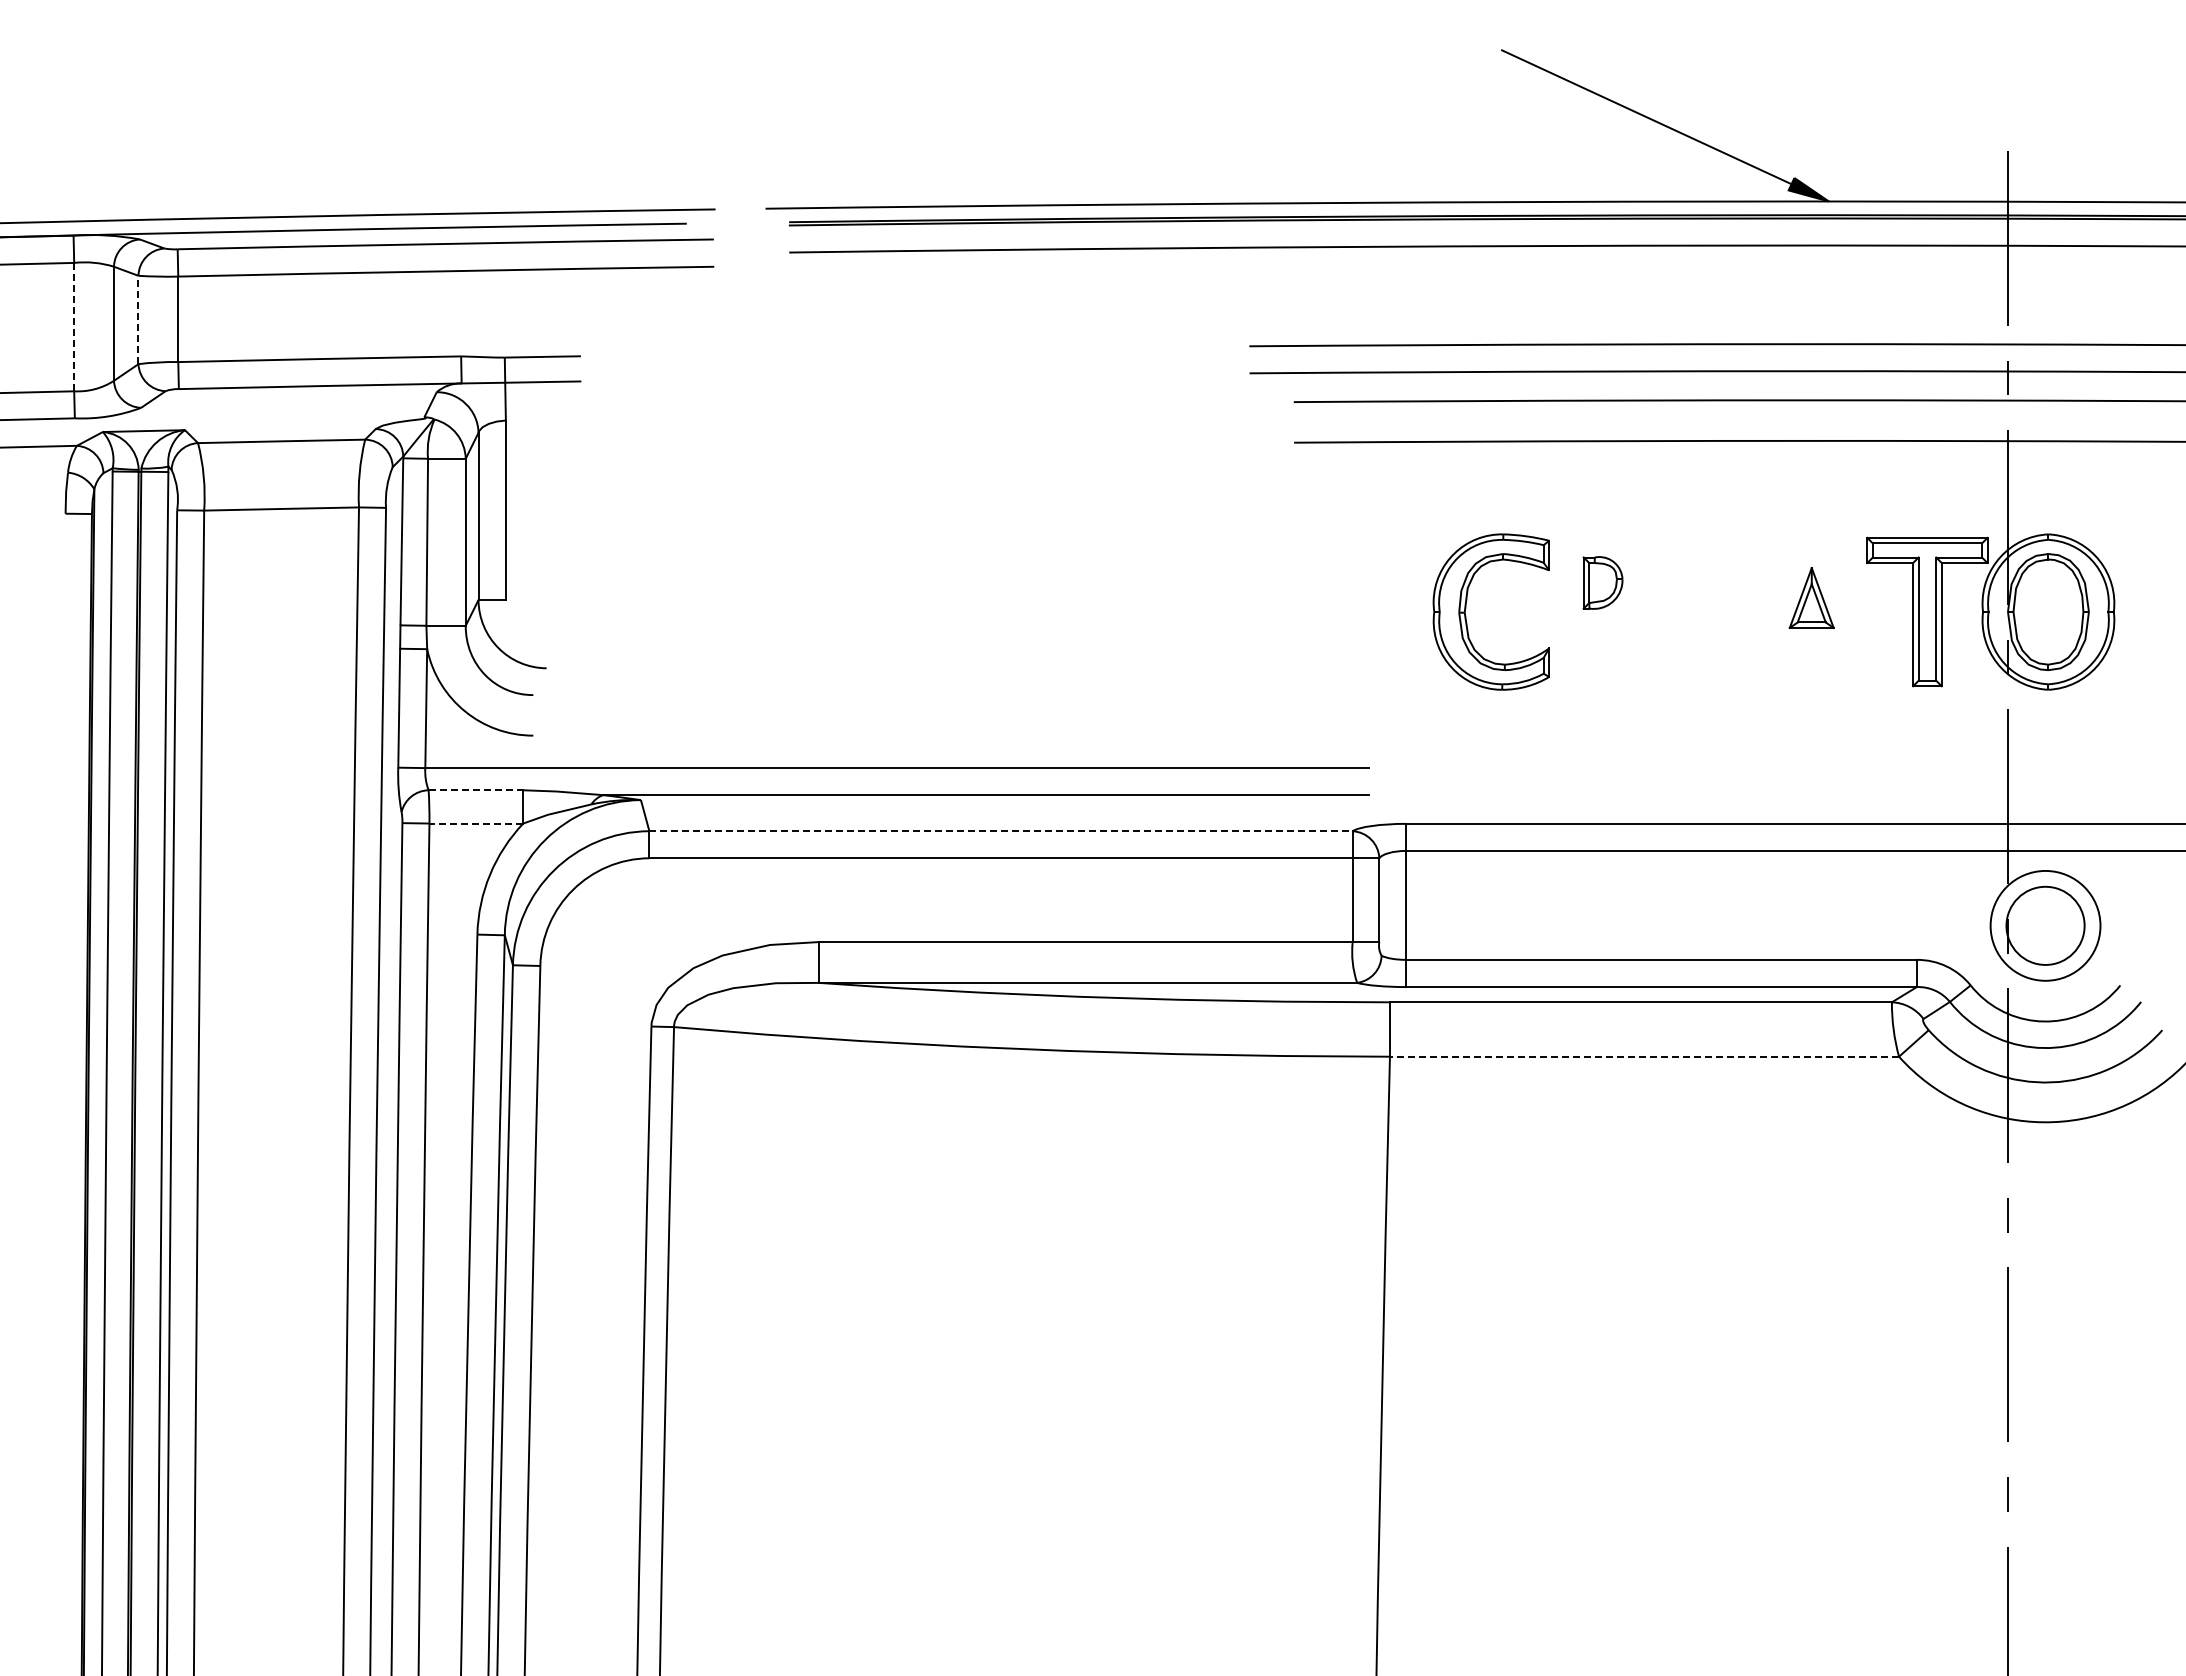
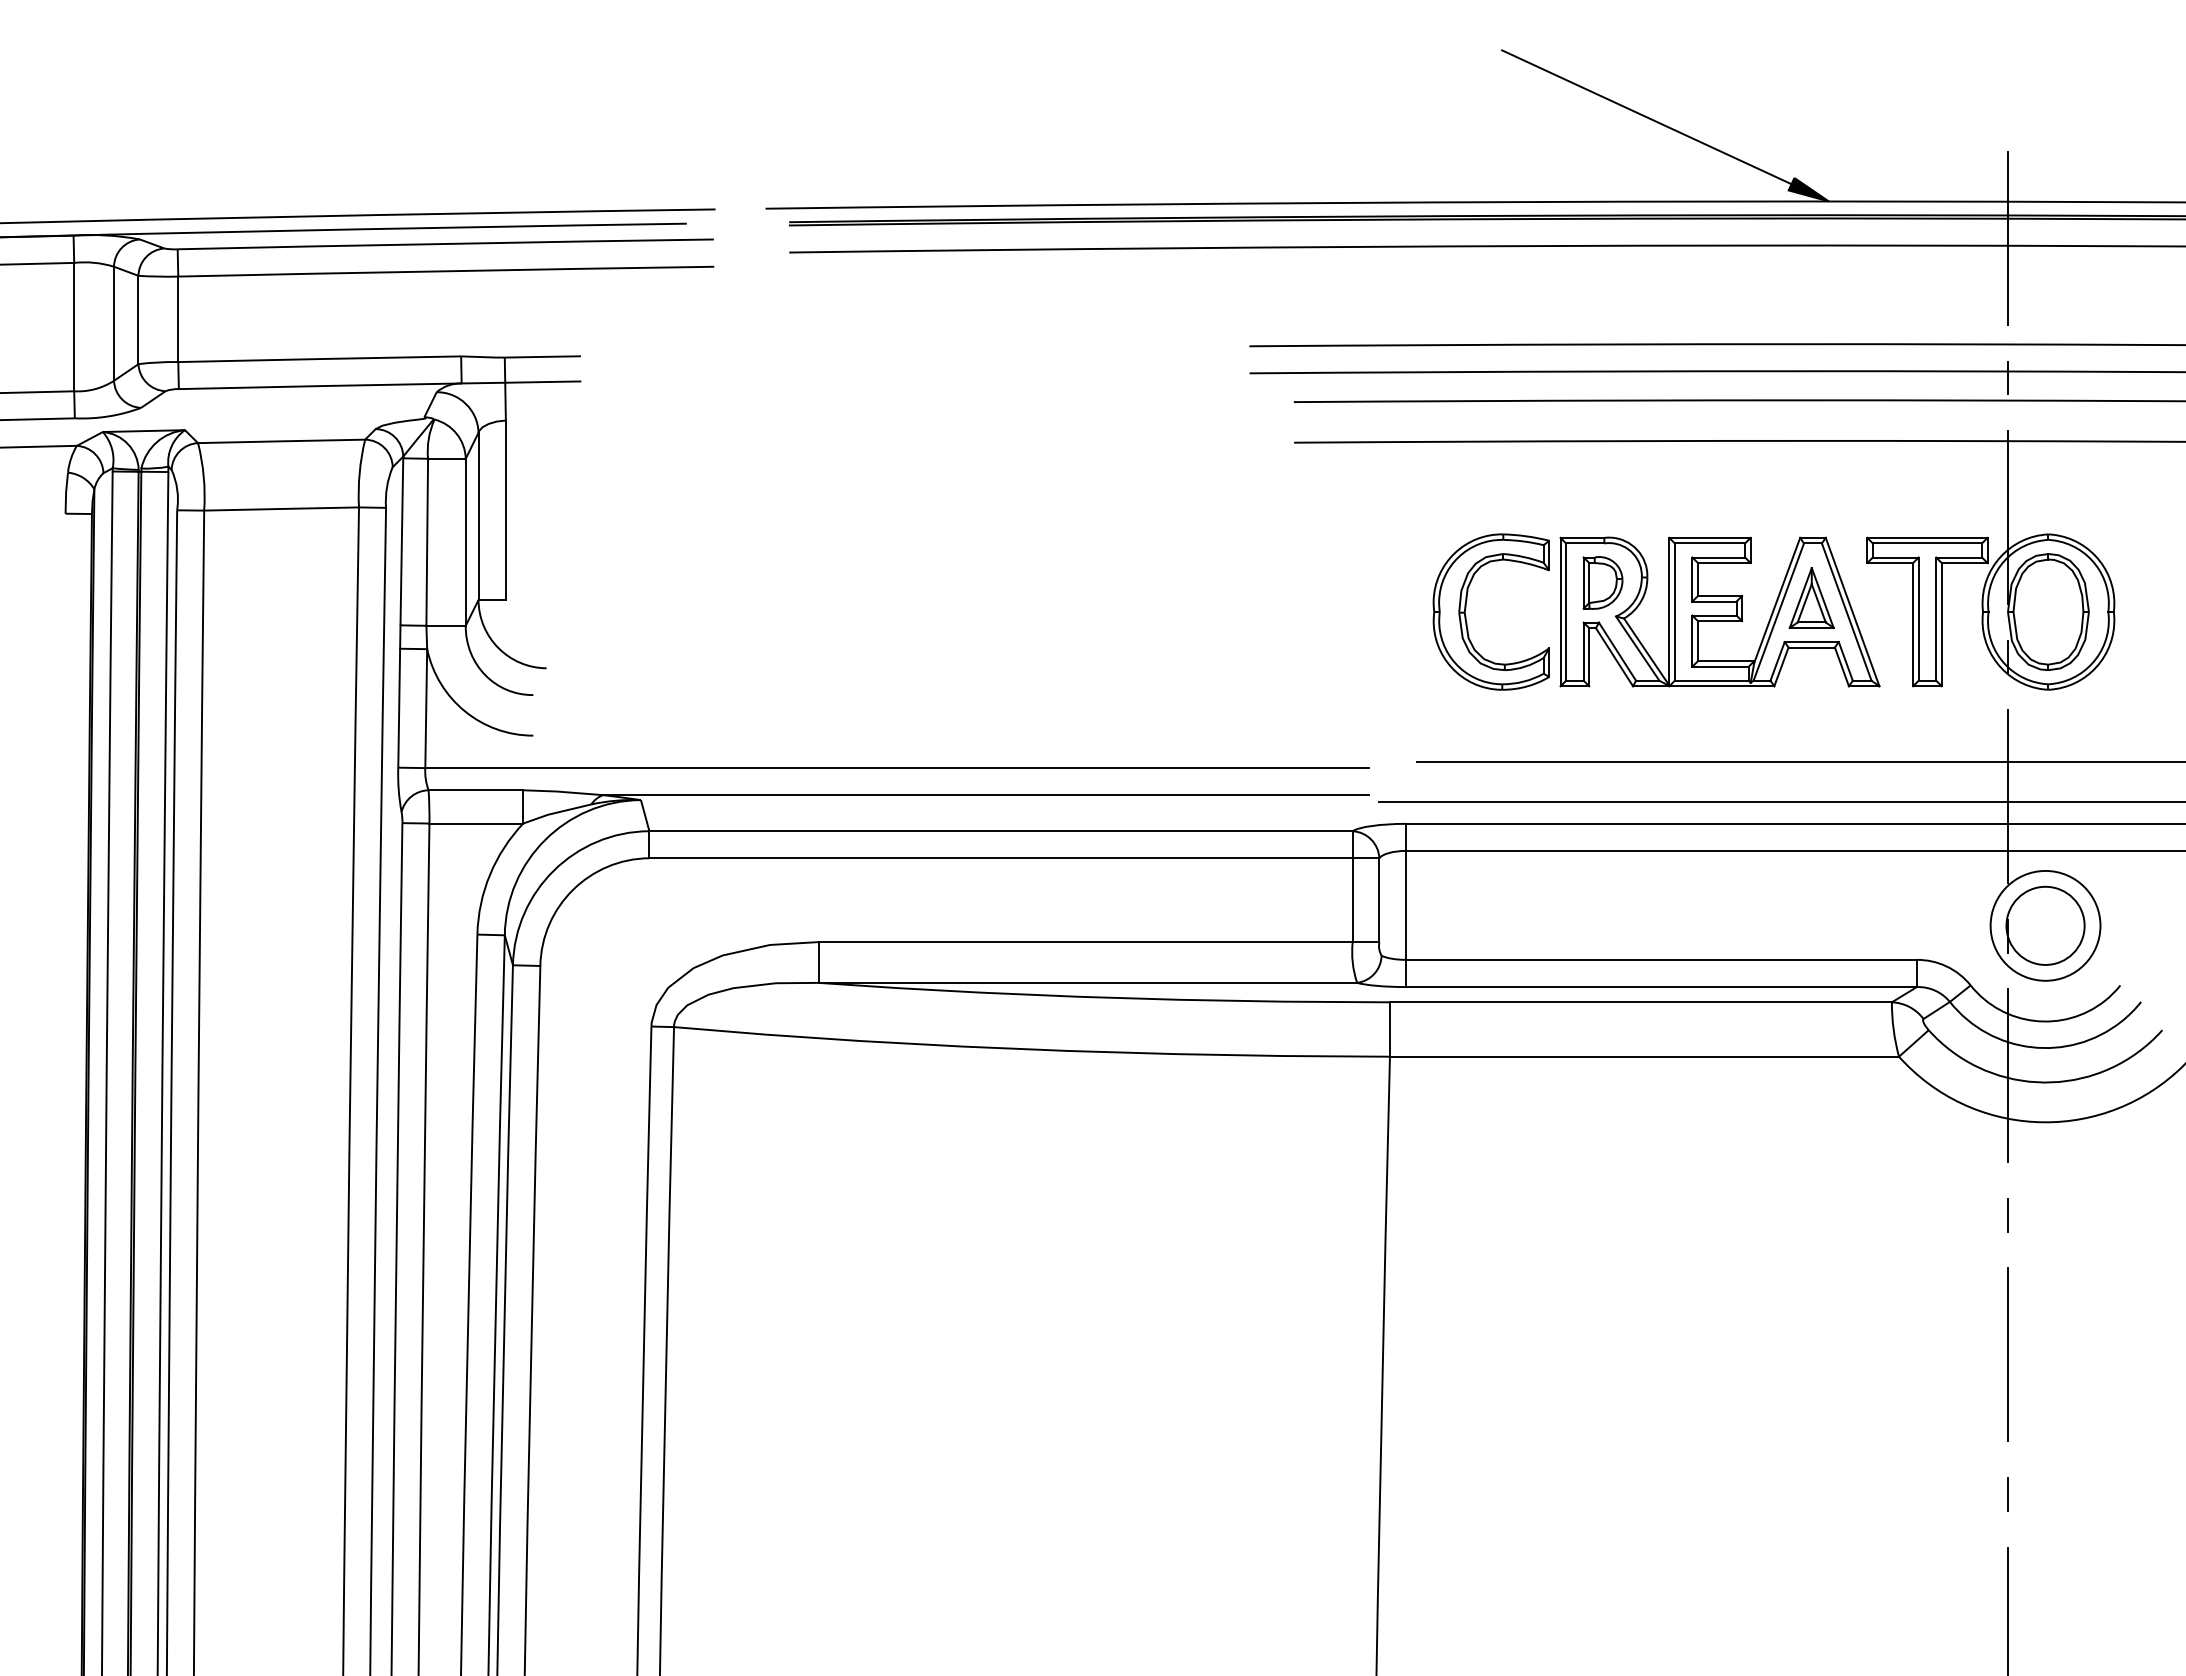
line: dashed -> solid (138, 319)
line: dashed -> solid (74, 326)
part: none -> present (1719, 611)
line: none -> present (1799, 761)
line: dashed -> solid (476, 790)
line: none -> present (1780, 802)
line: dashed -> solid (476, 823)
line: dashed -> solid (1001, 831)
line: dashed -> solid (1644, 1056)
